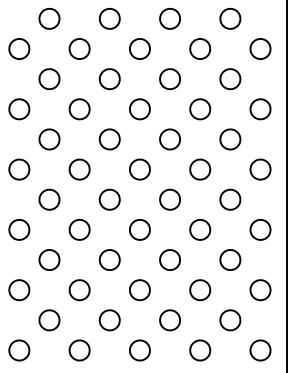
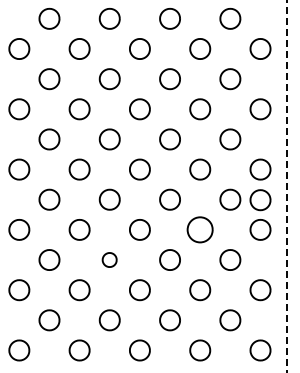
line: solid -> dashed (286, 186)
part: none -> present (260, 200)
part size: 23x22 px -> 28x28 px (199, 229)
part size: 23x22 px -> 17x16 px (109, 259)
